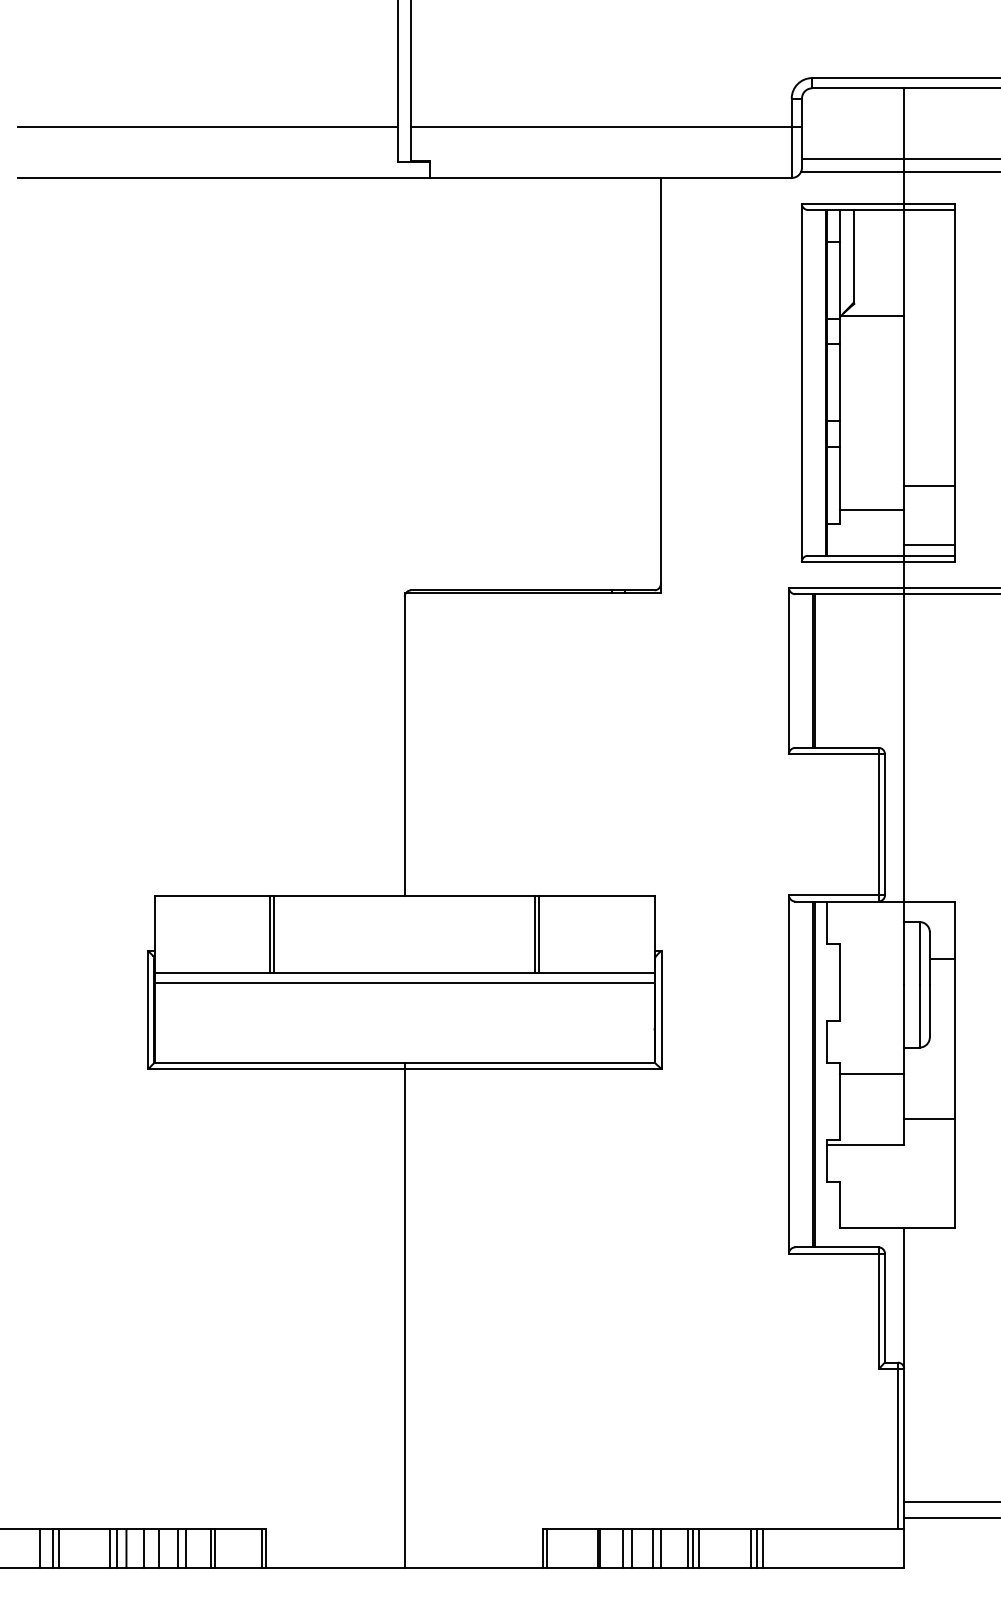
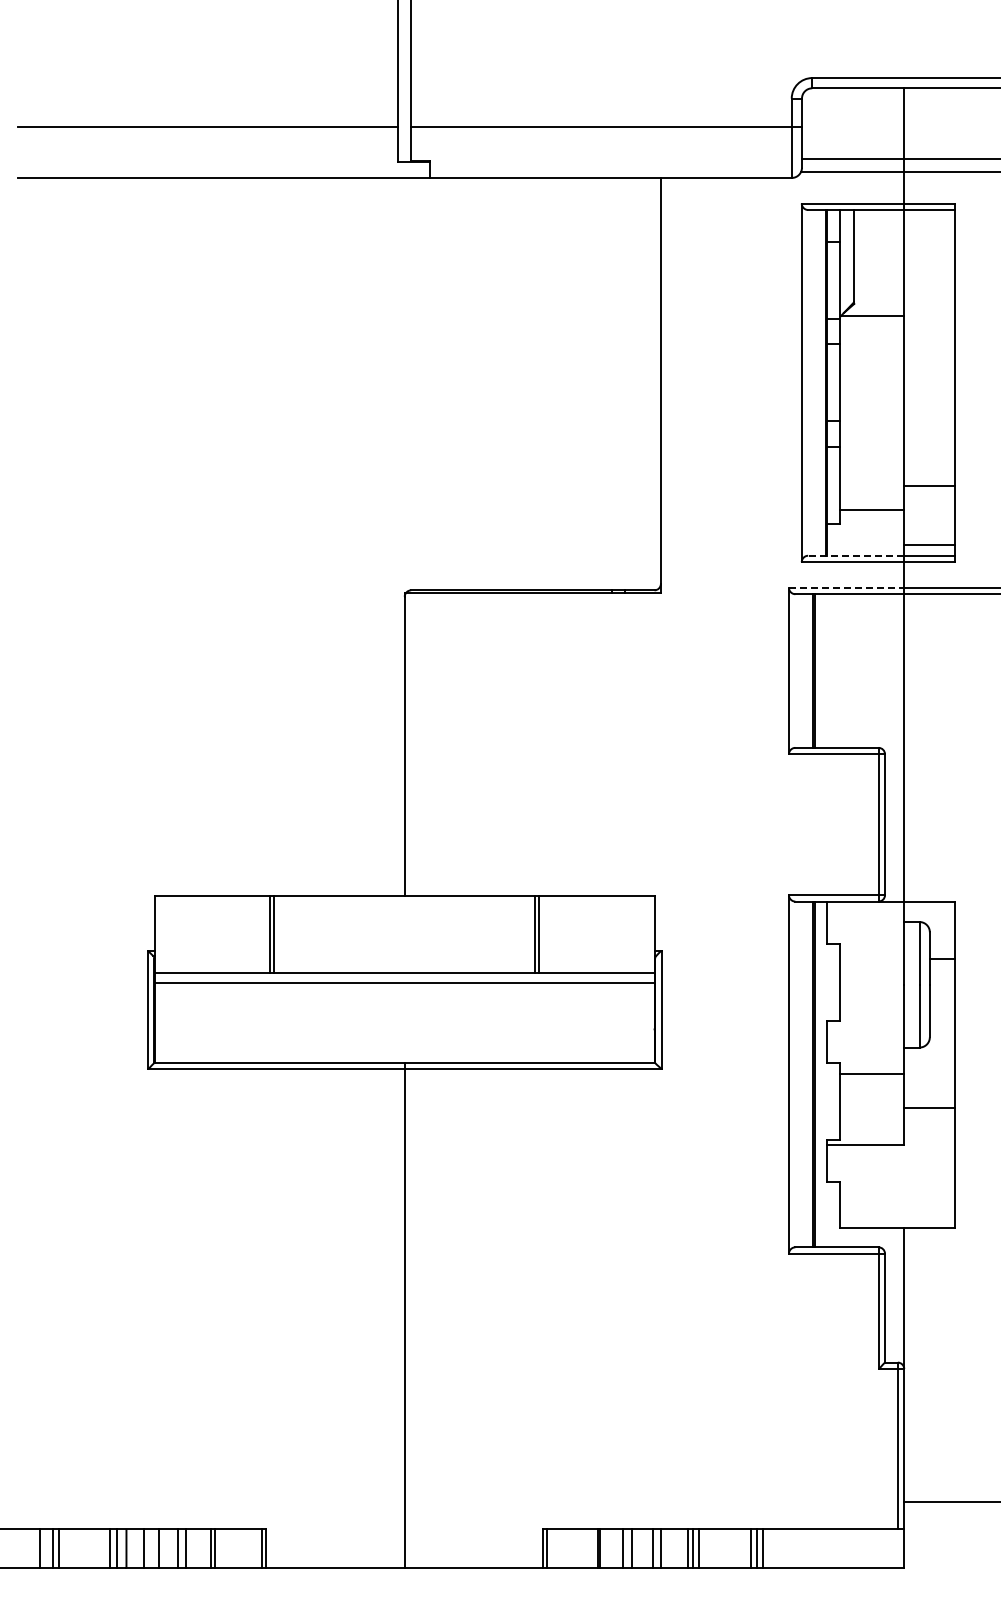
line: solid -> dashed (855, 555)
line: solid -> dashed (846, 587)
line position: (929, 1119) -> (929, 1108) (929, 1108)
line: present -> none (950, 1518)
